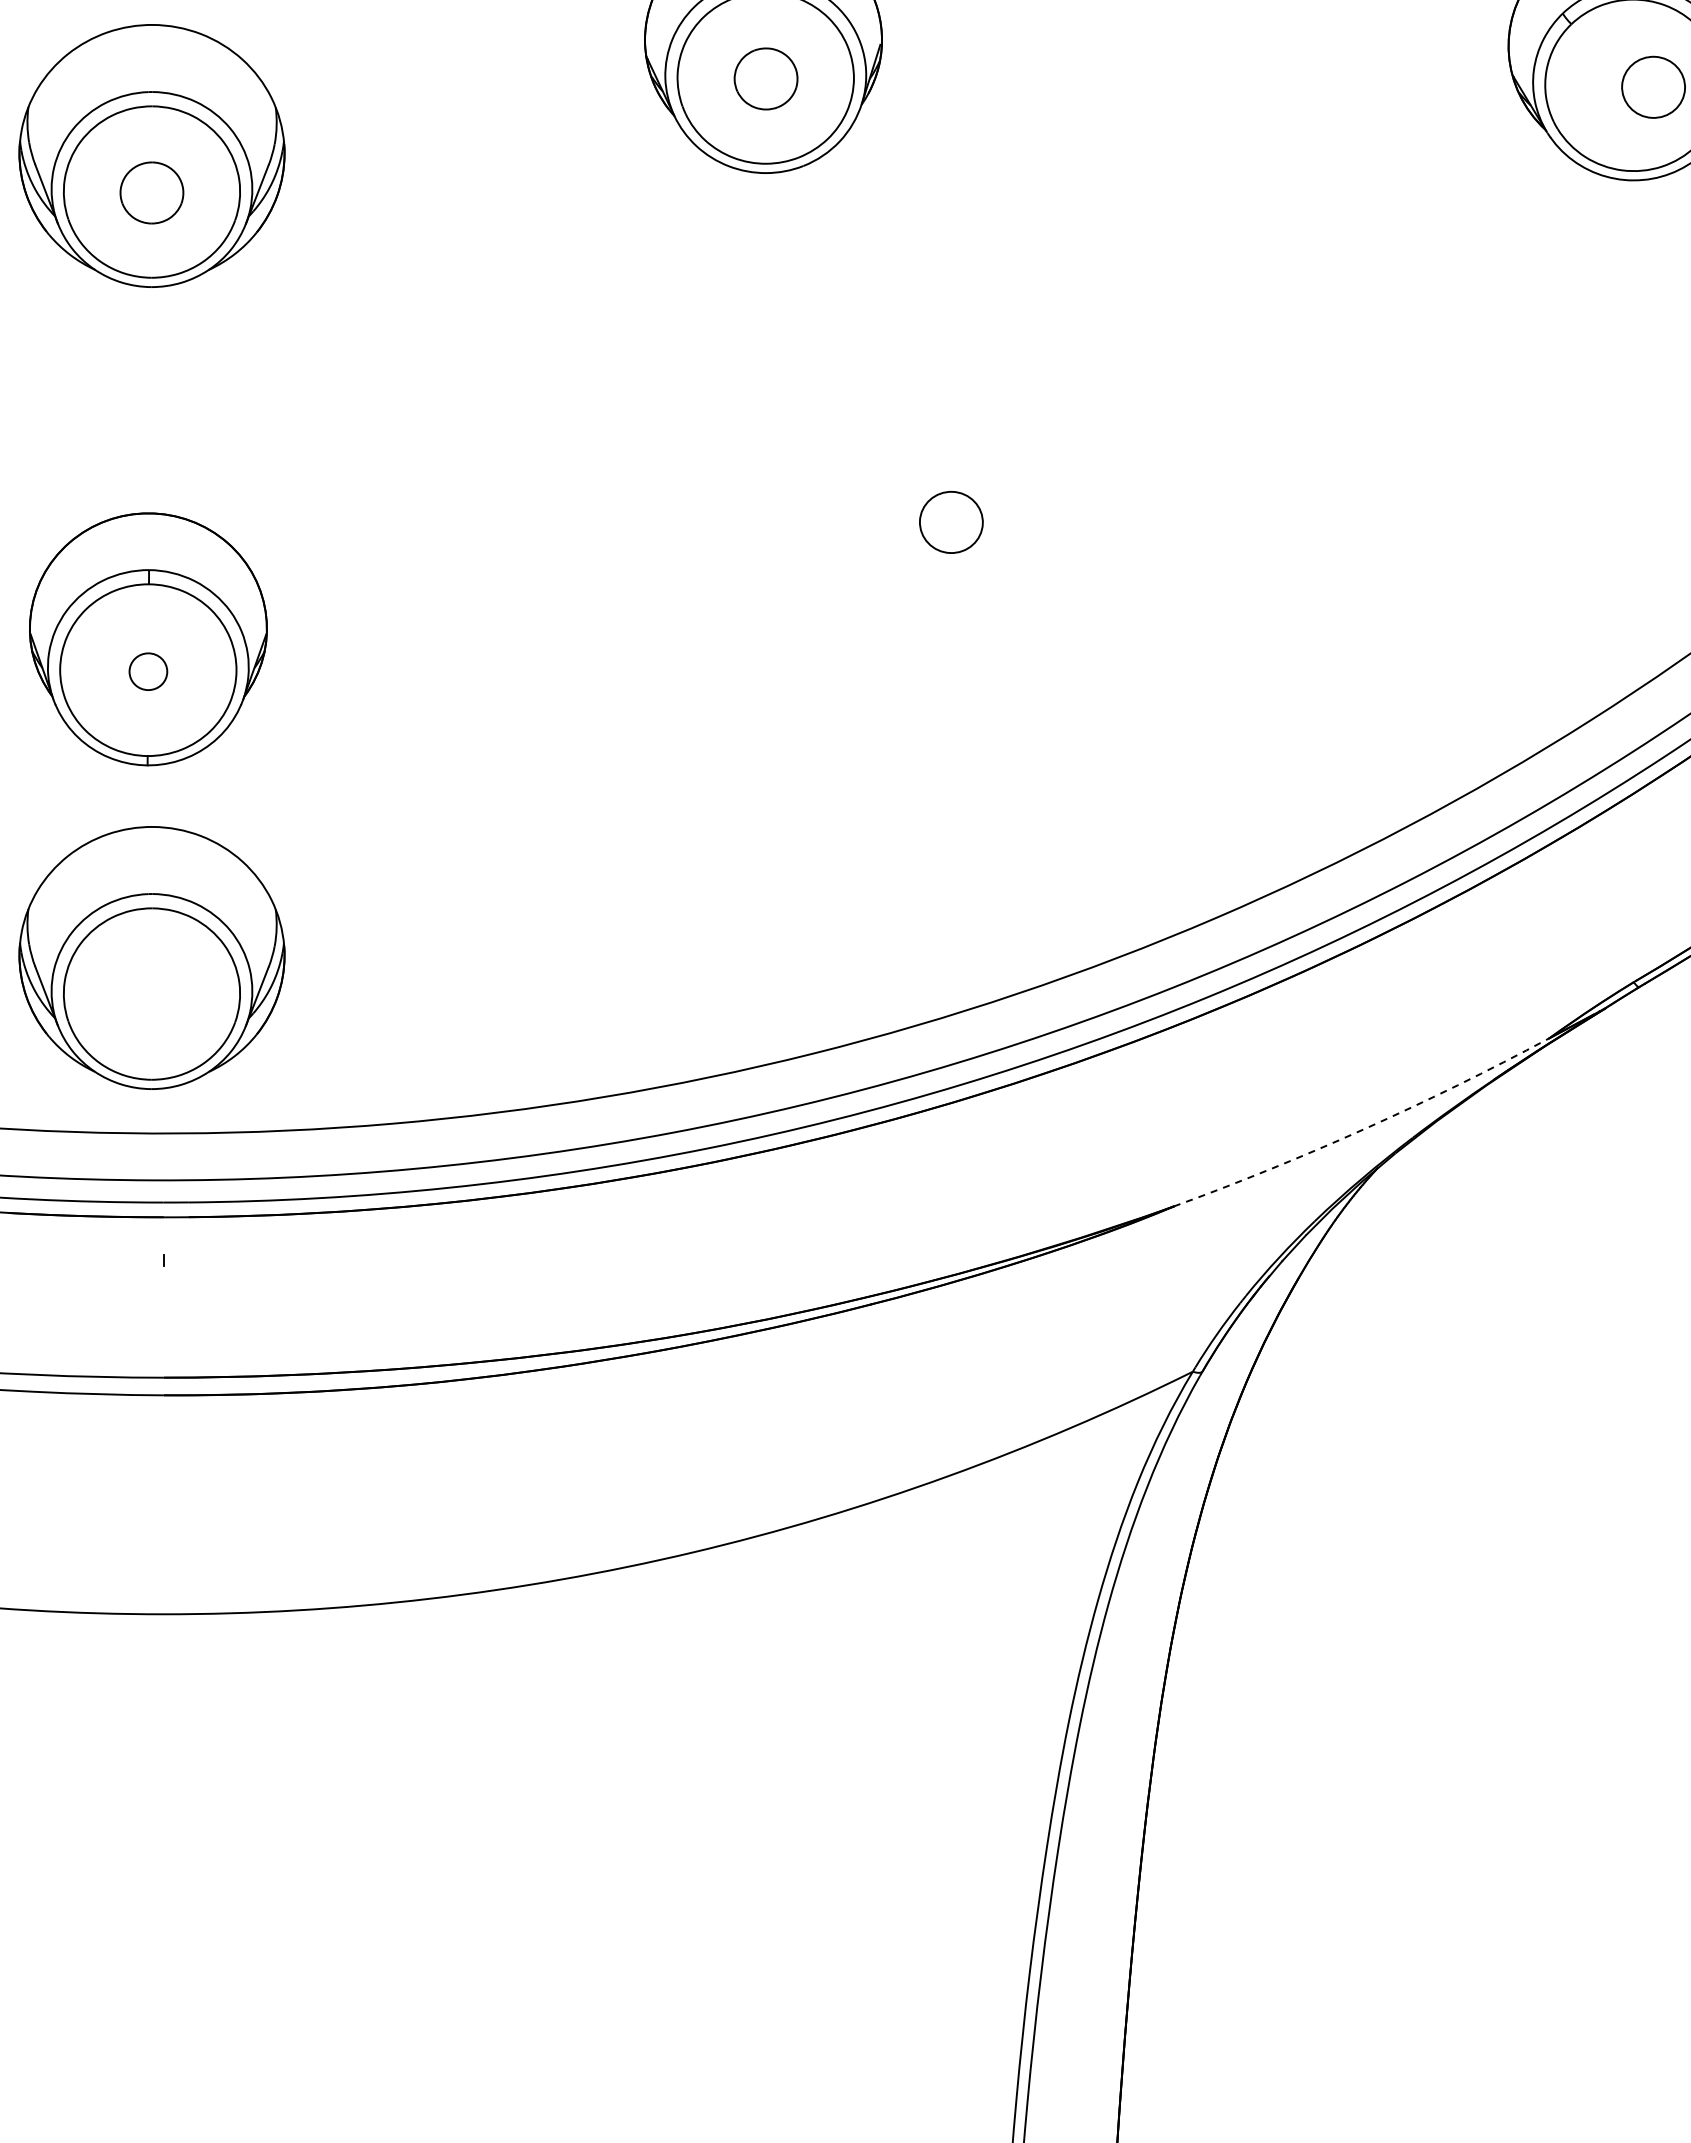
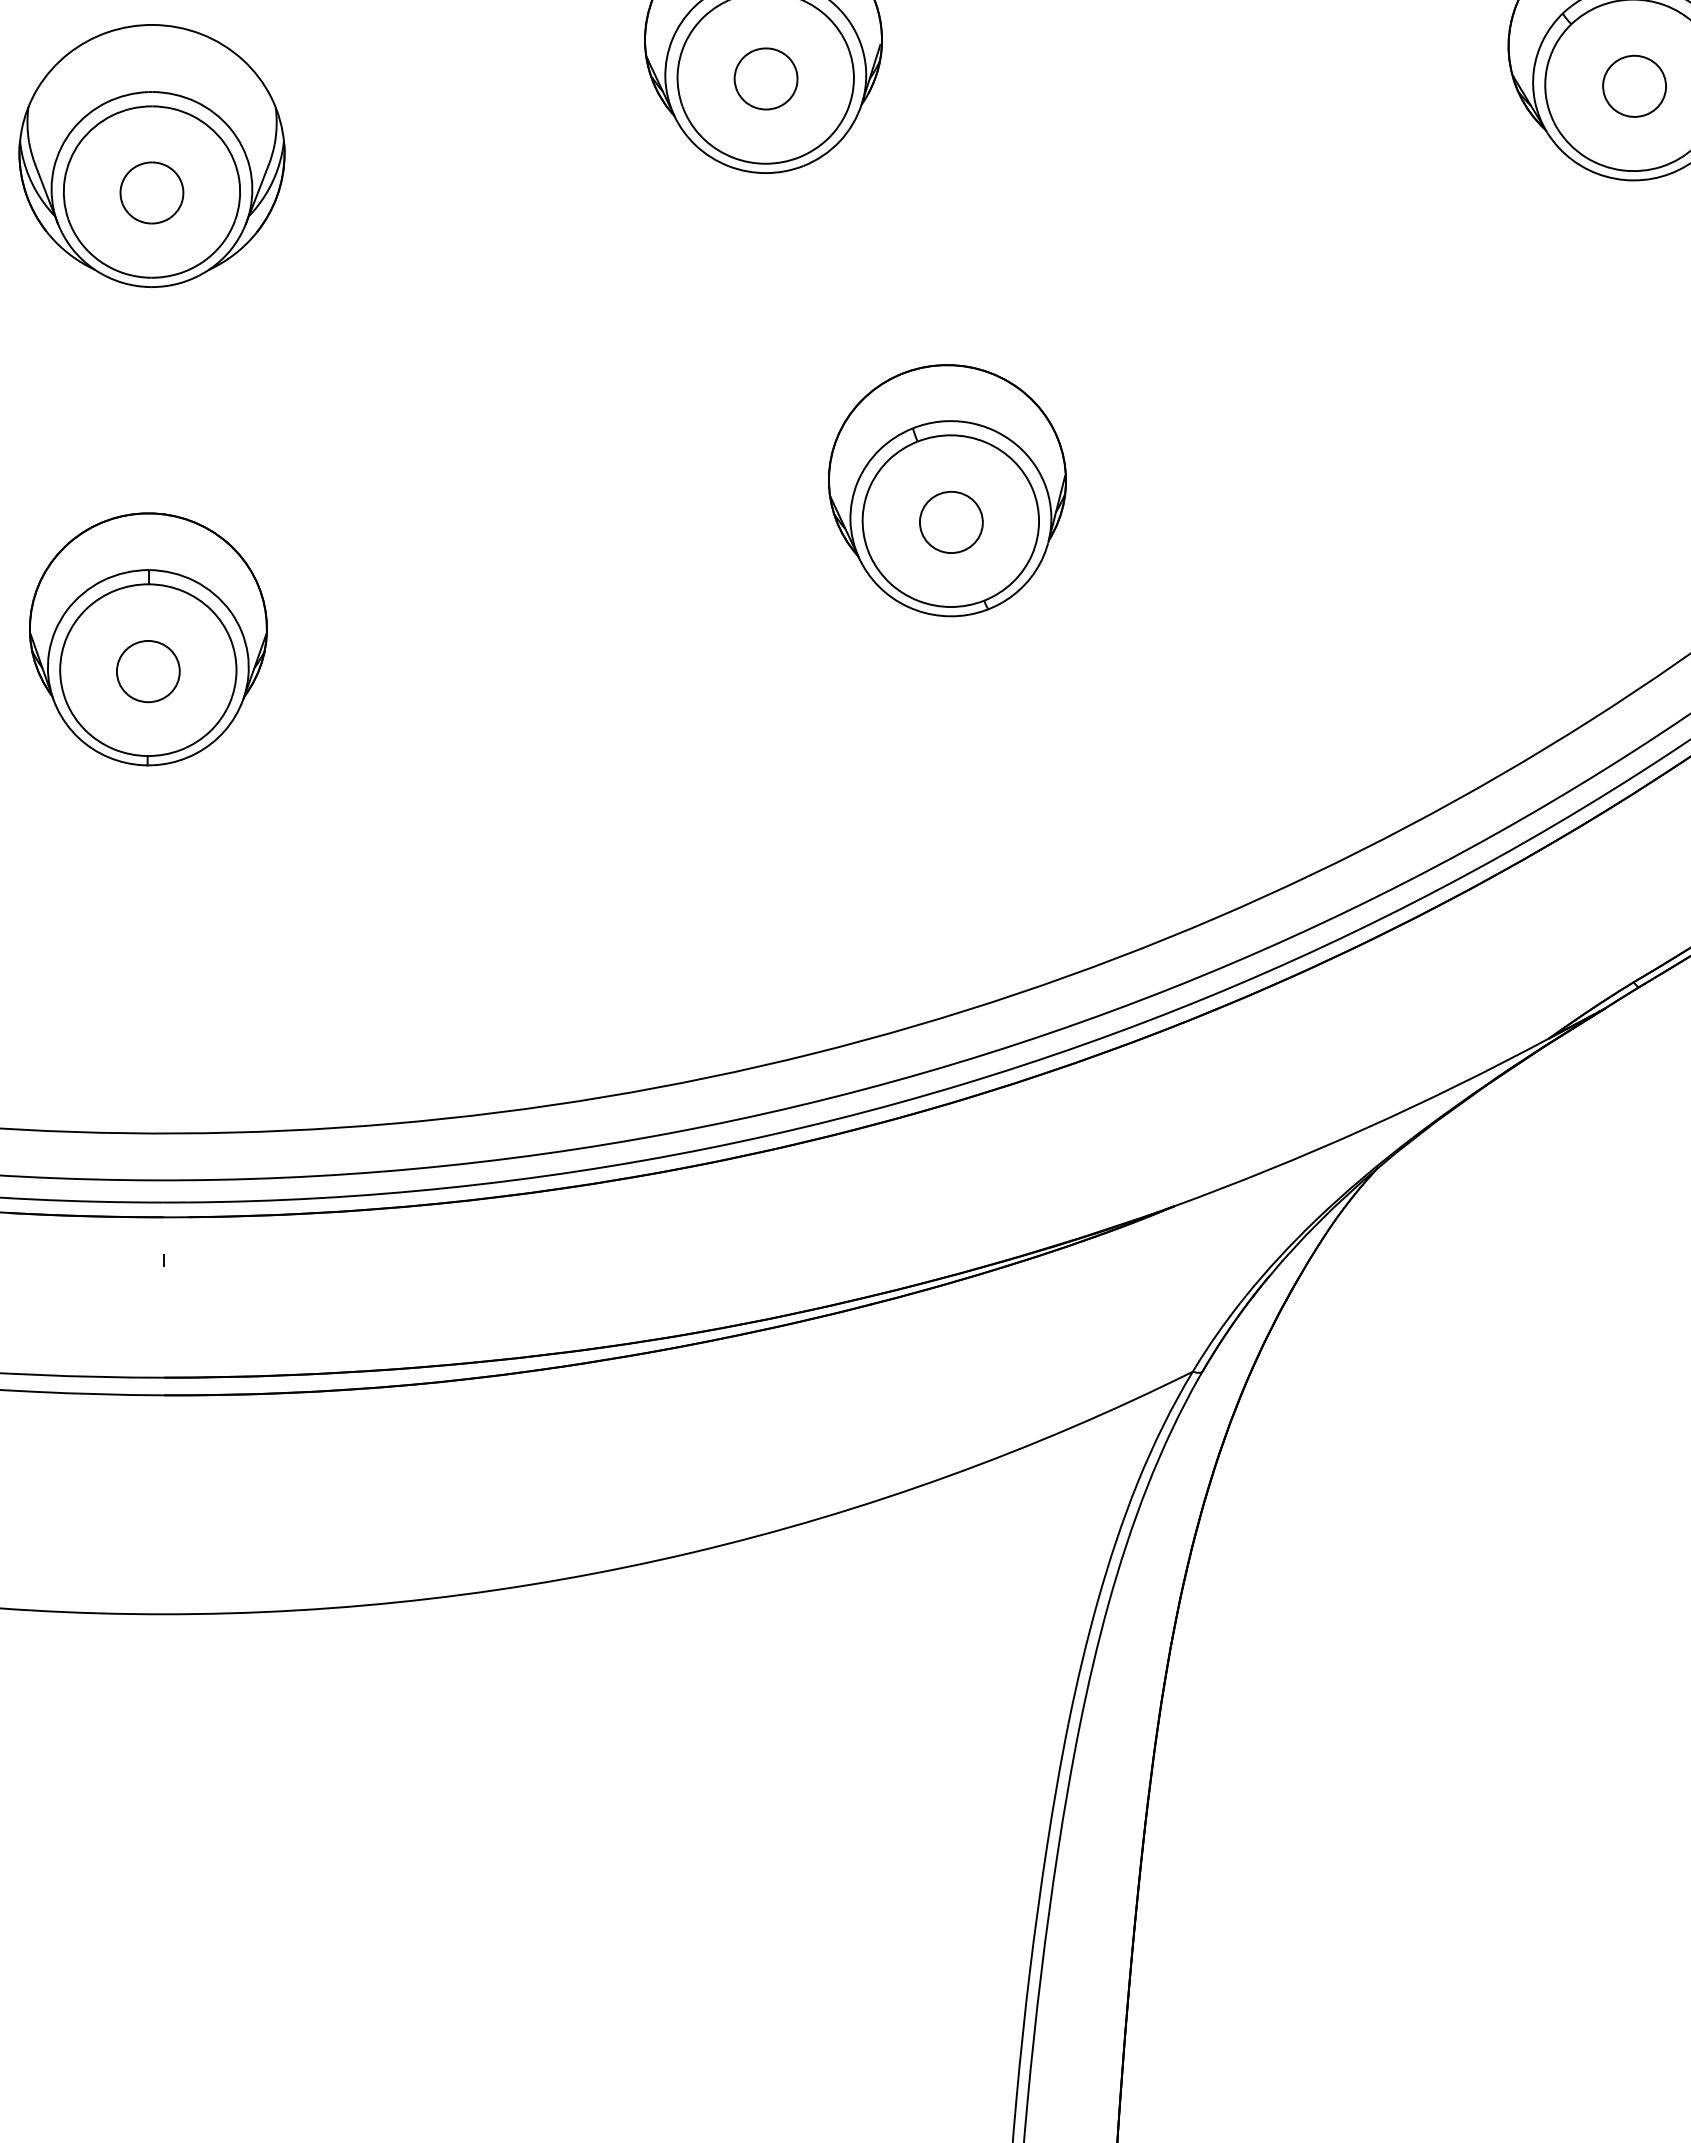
part position: (1653, 86) -> (1634, 85) (1634, 85)
part: none -> present (947, 490)
part size: 41x39 px -> 65x64 px (148, 671)
part: present -> none (151, 957)
arc: dashed -> solid (1364, 1129)
